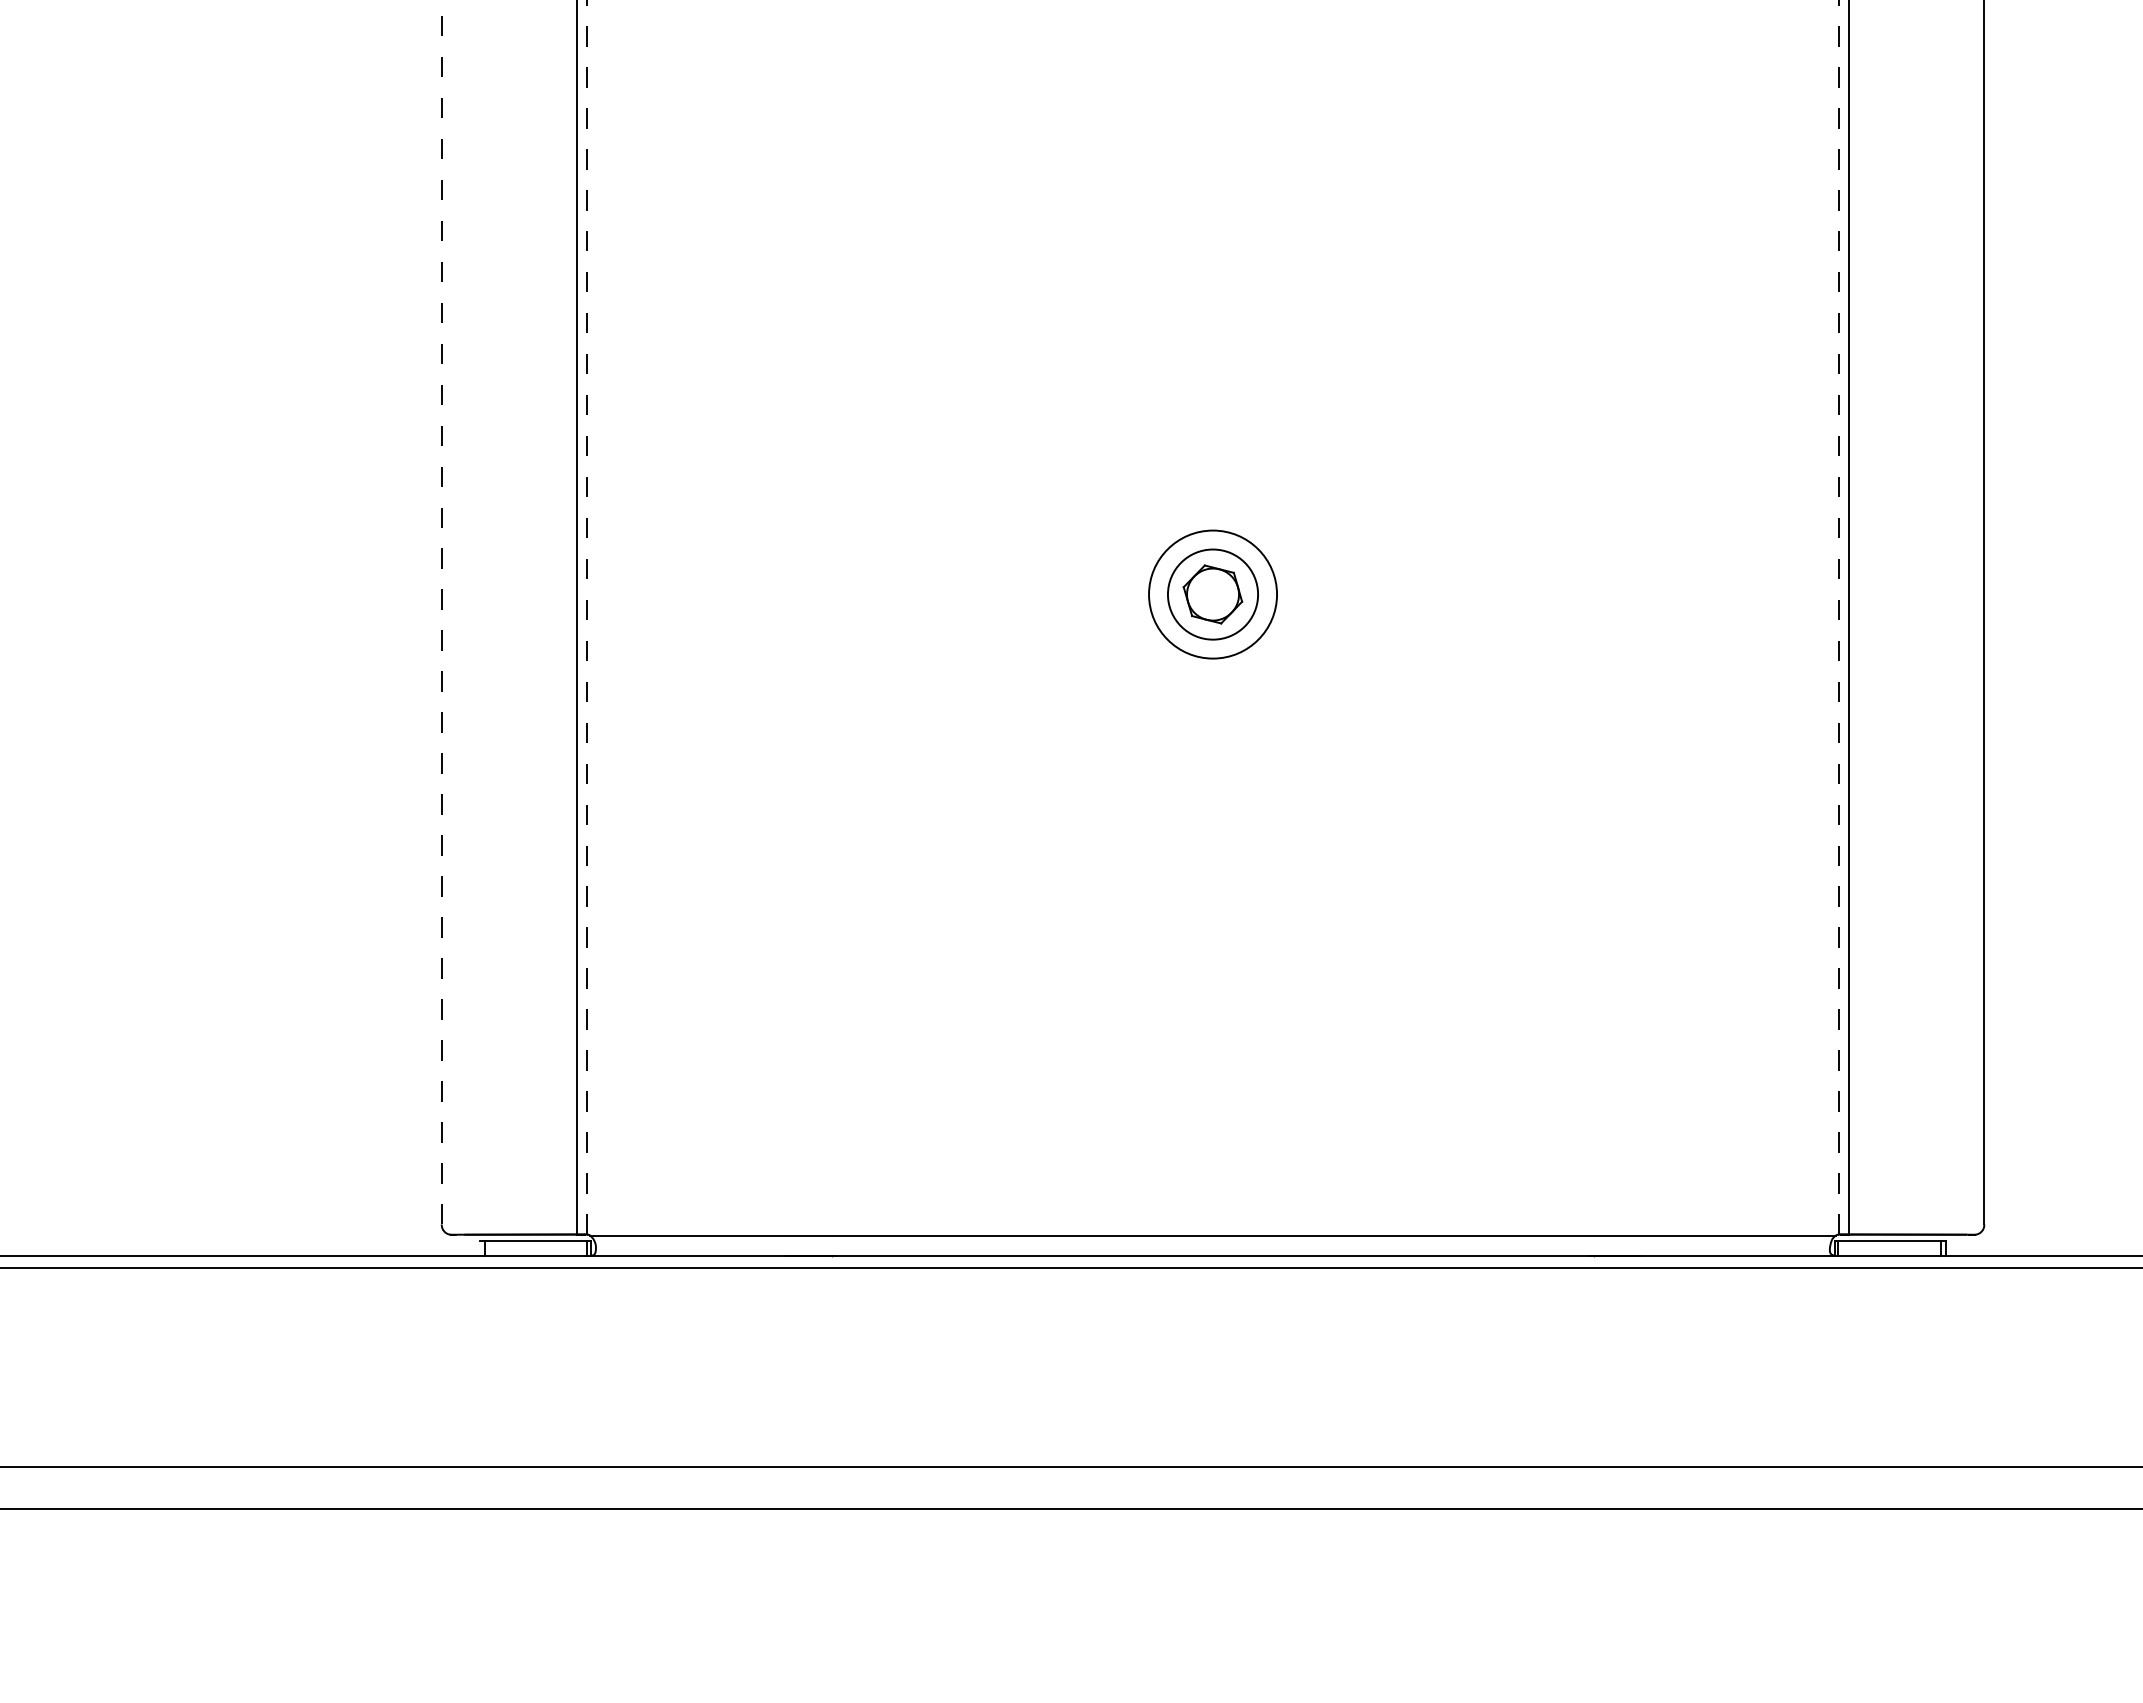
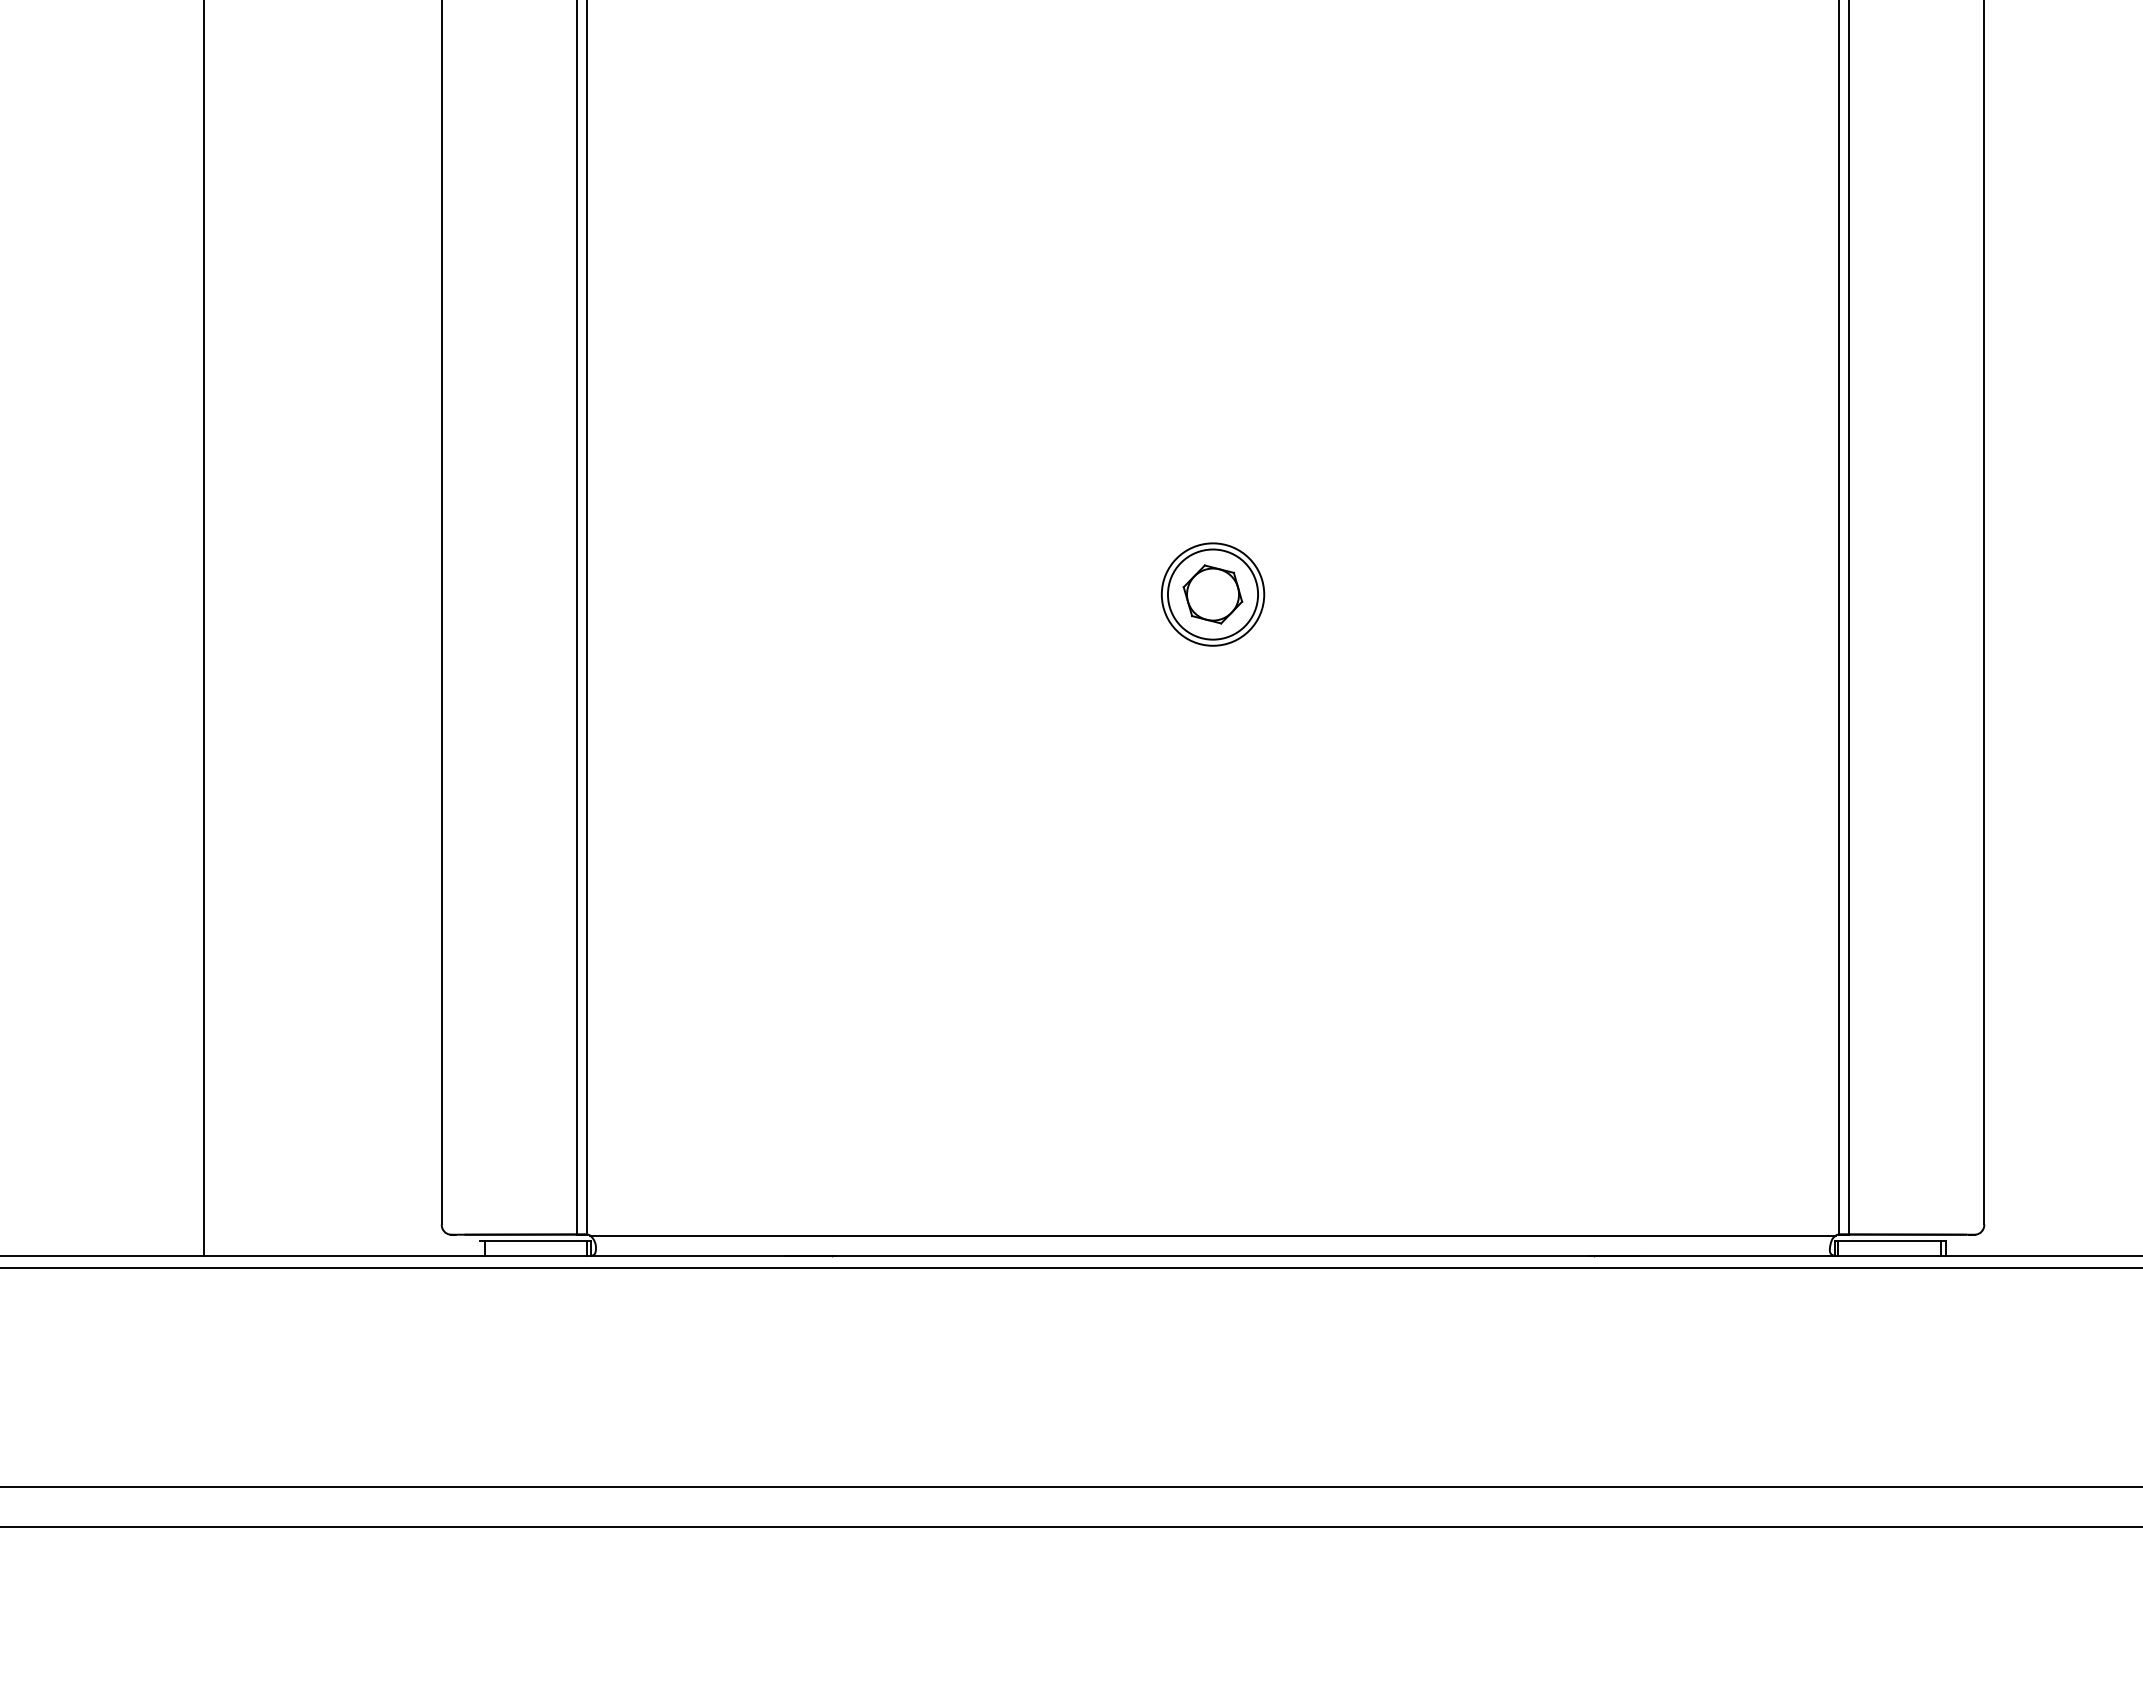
circle diameter: 128 px -> 102 px (1212, 594)
line: dashed -> solid (441, 612)
line: dashed -> solid (587, 617)
line: dashed -> solid (1838, 617)
line: none -> present (203, 629)
line position: (1070, 1466) -> (1070, 1486) (1070, 1486)
line position: (1070, 1508) -> (1070, 1526) (1070, 1526)
